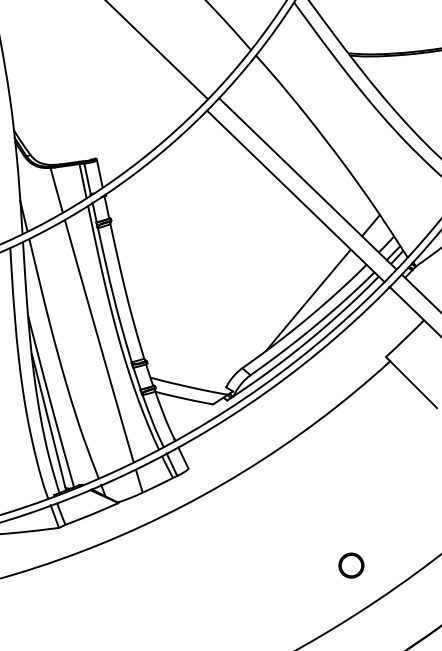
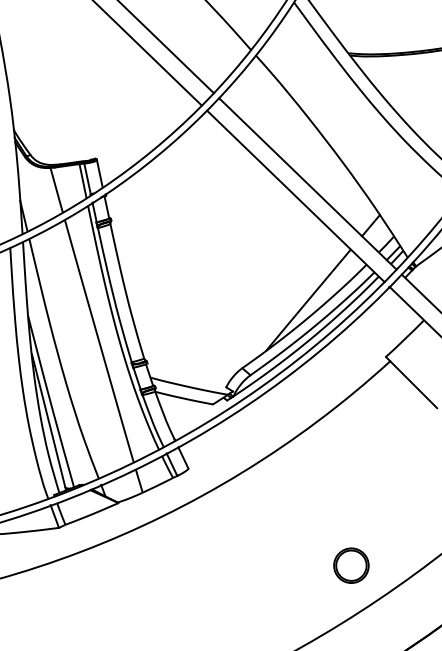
line position: (157, 50) -> (166, 47) (166, 47)
line: none -> present (148, 53)
part size: 27x27 px -> 37x37 px (351, 565)
